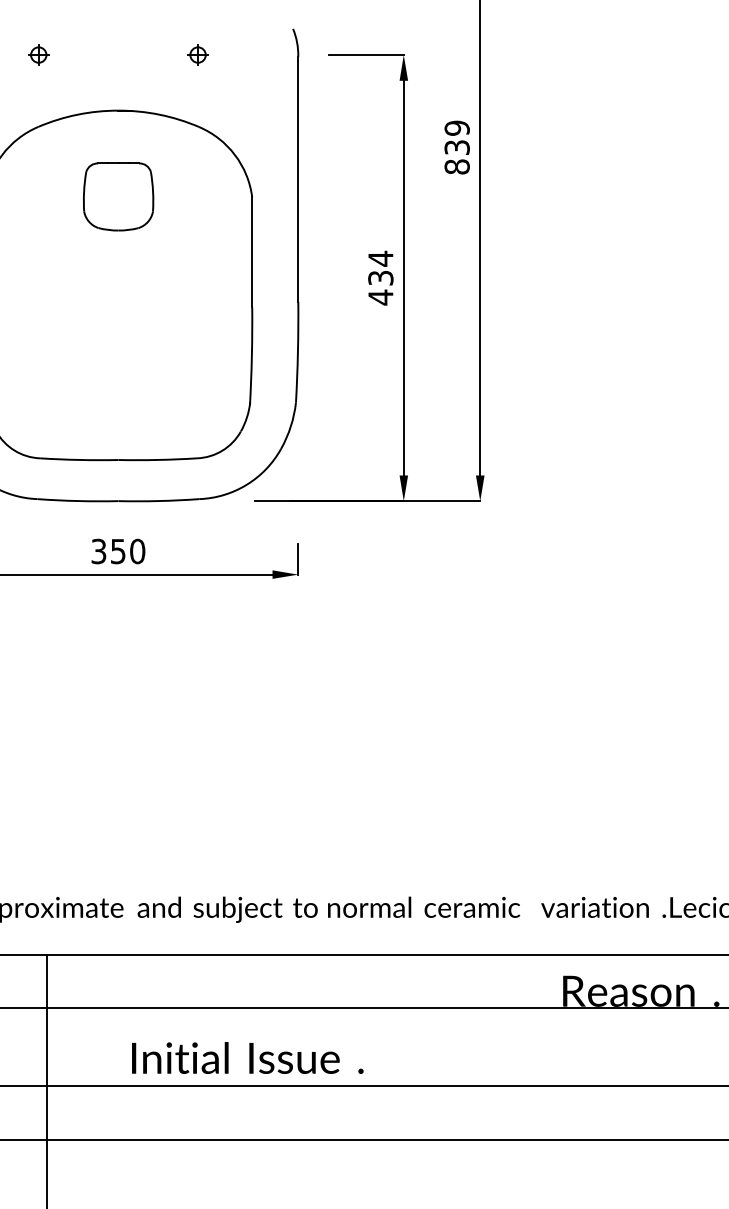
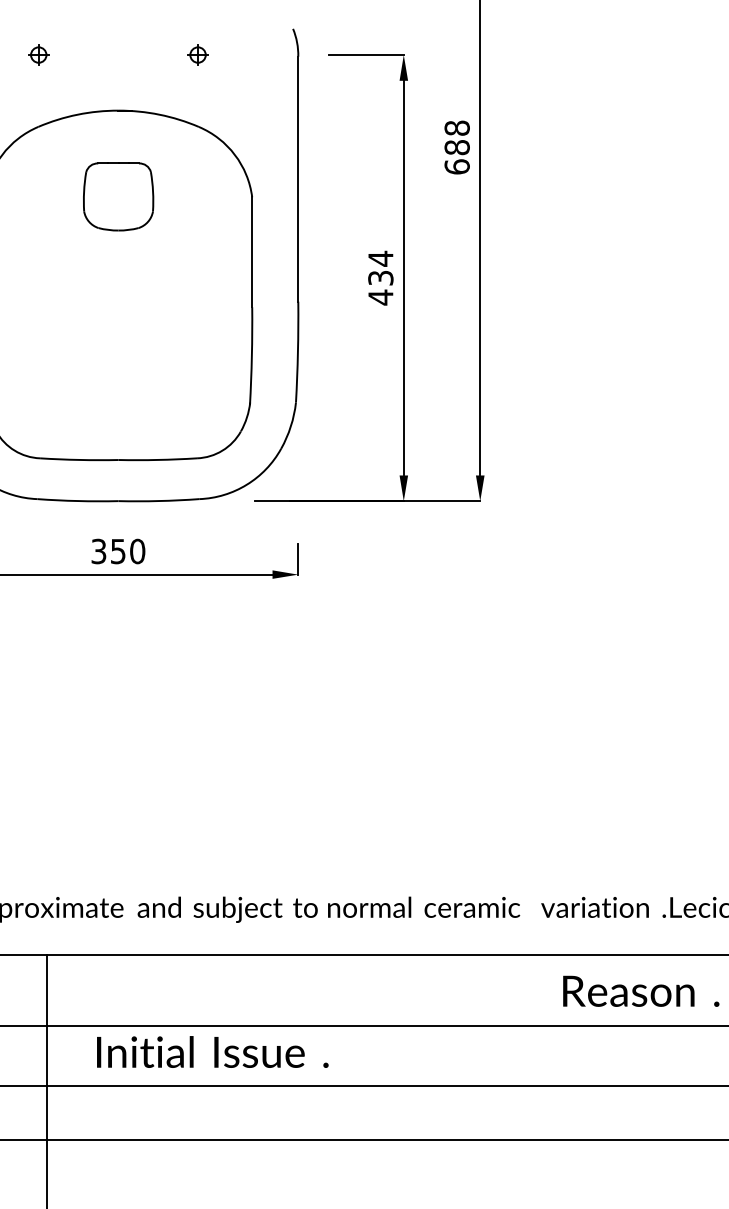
text: 839 -> 688 (456, 147)
line position: (363, 1007) -> (363, 1025) (363, 1025)
text position: (247, 1057) -> (212, 1051) (212, 1051)
